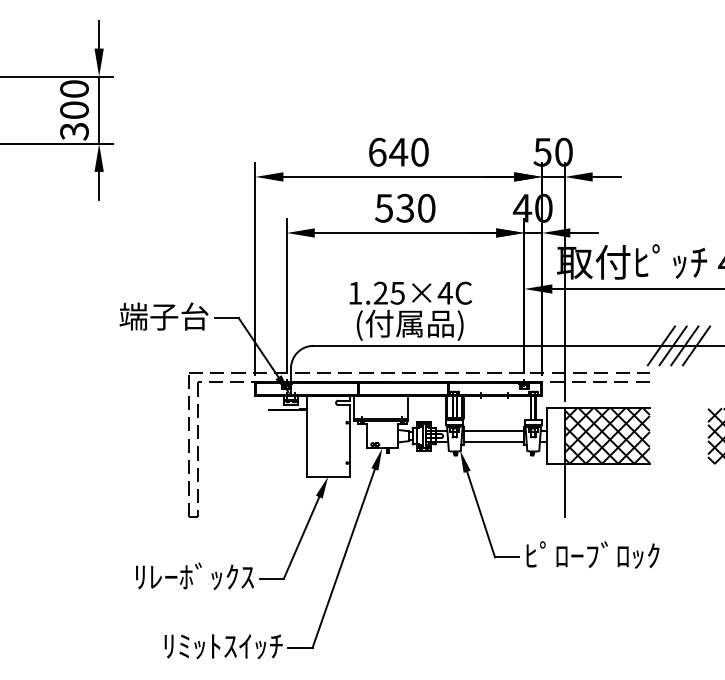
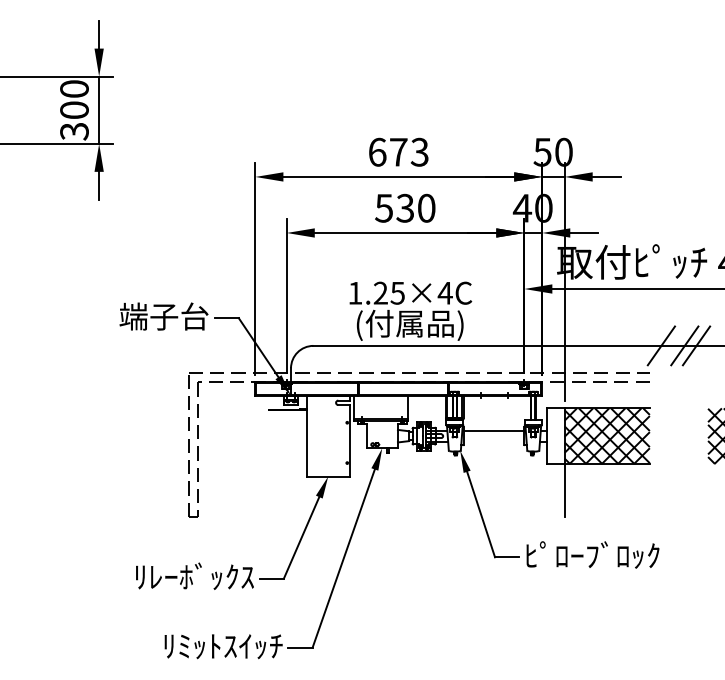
text: 640 -> 673 (408, 151)
line: present -> none (672, 345)
line: present -> none (493, 441)
